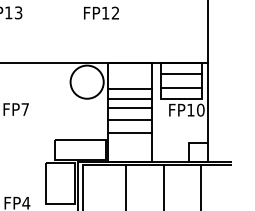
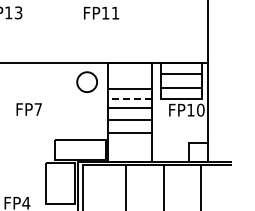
text: FP12 -> FP11 (115, 12)
circle diameter: 33 px -> 20 px (87, 82)
line: solid -> dashed (129, 99)
text position: (15, 109) -> (28, 109) (28, 109)
